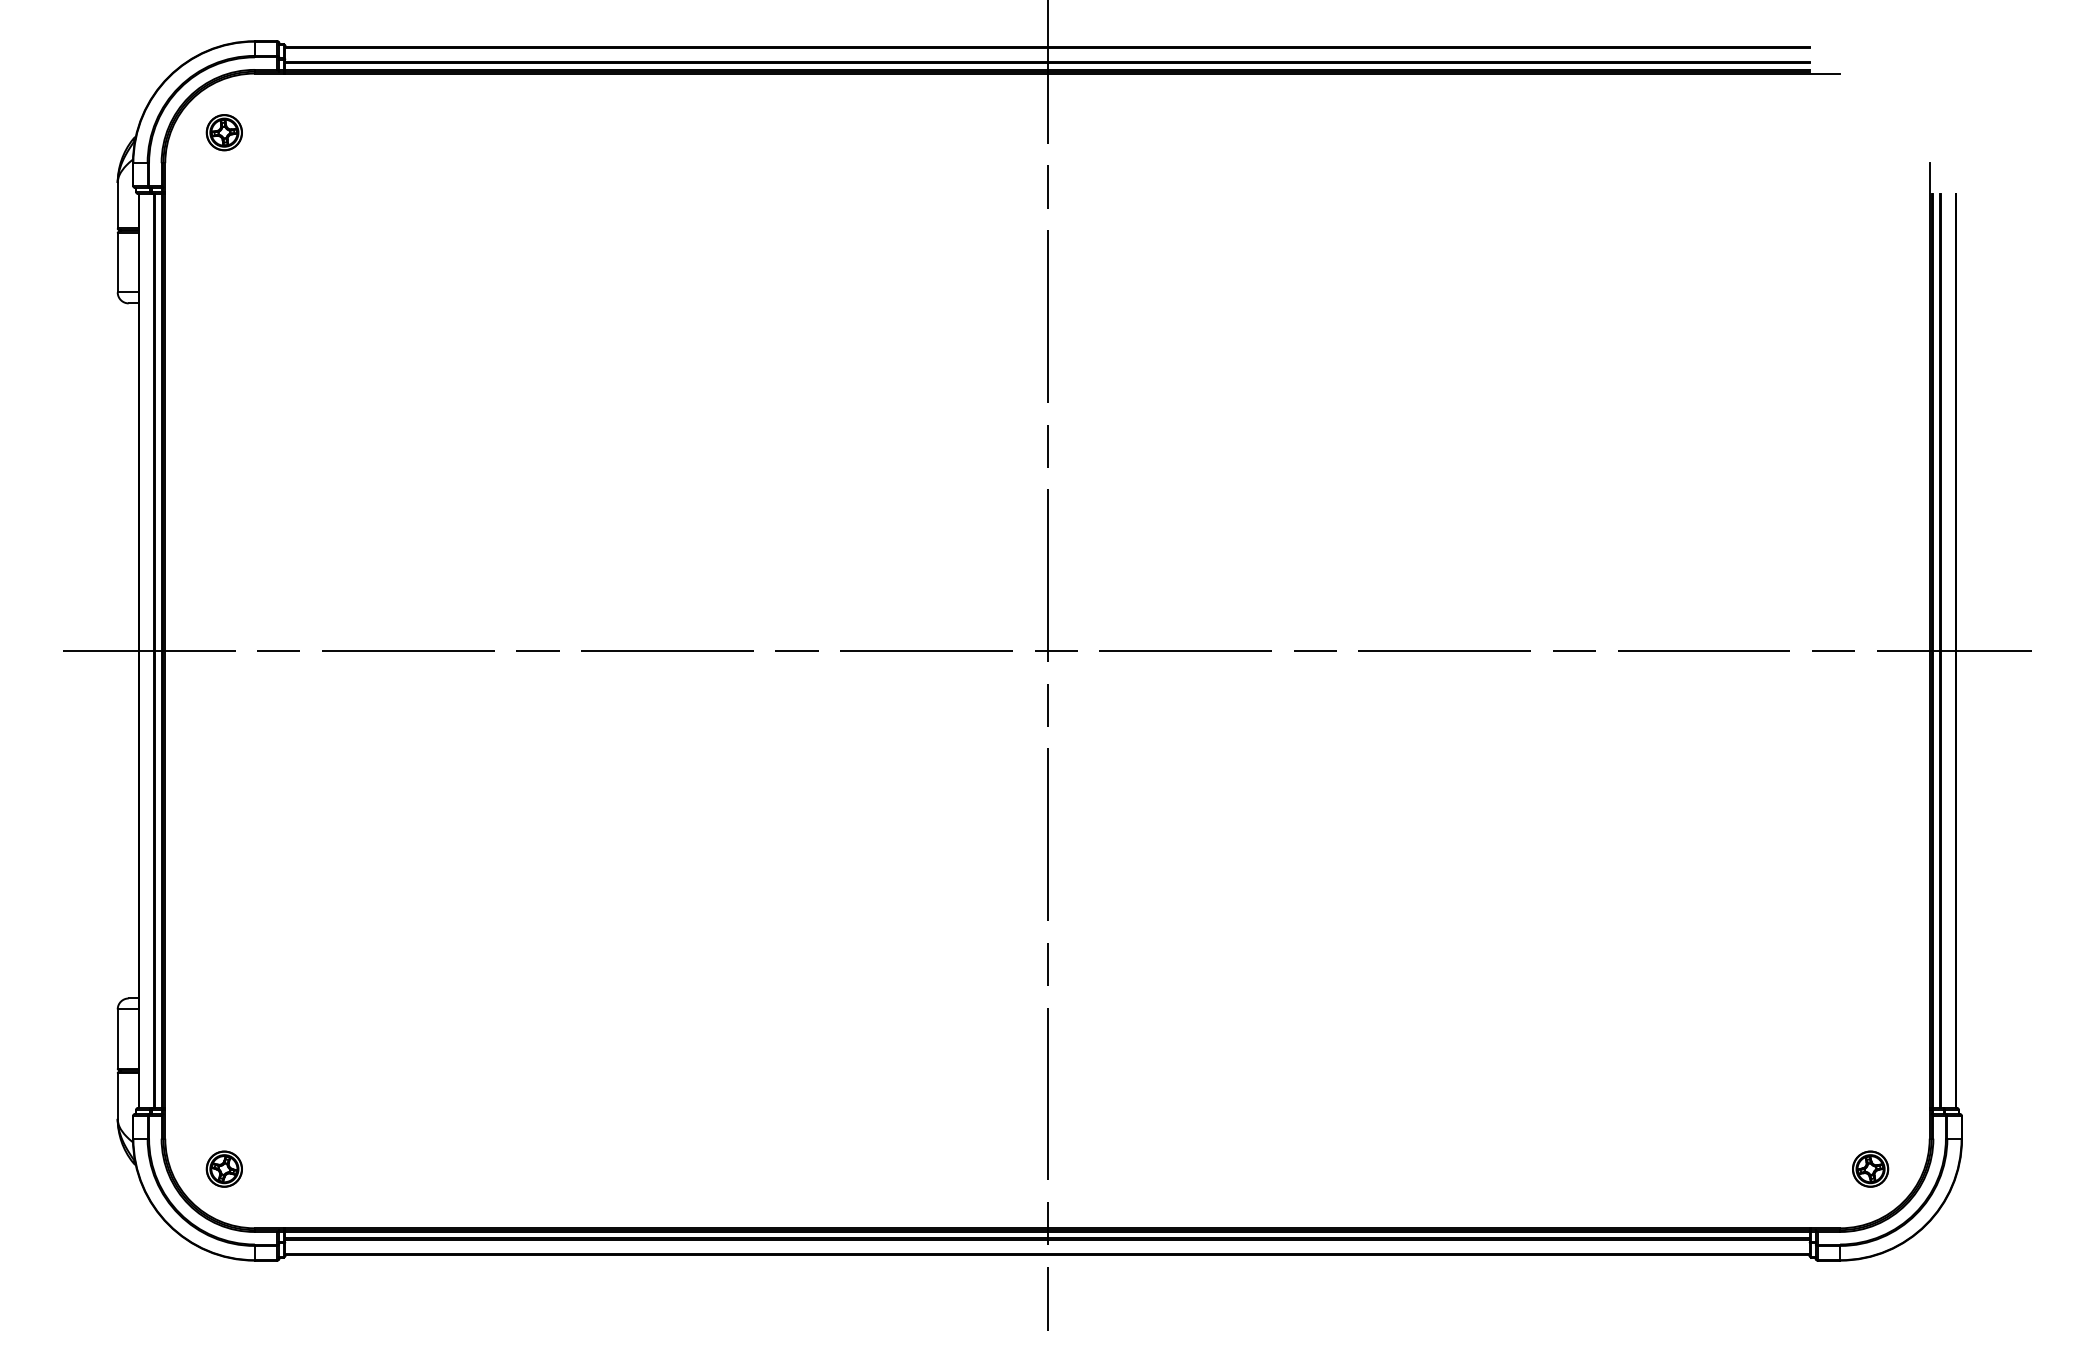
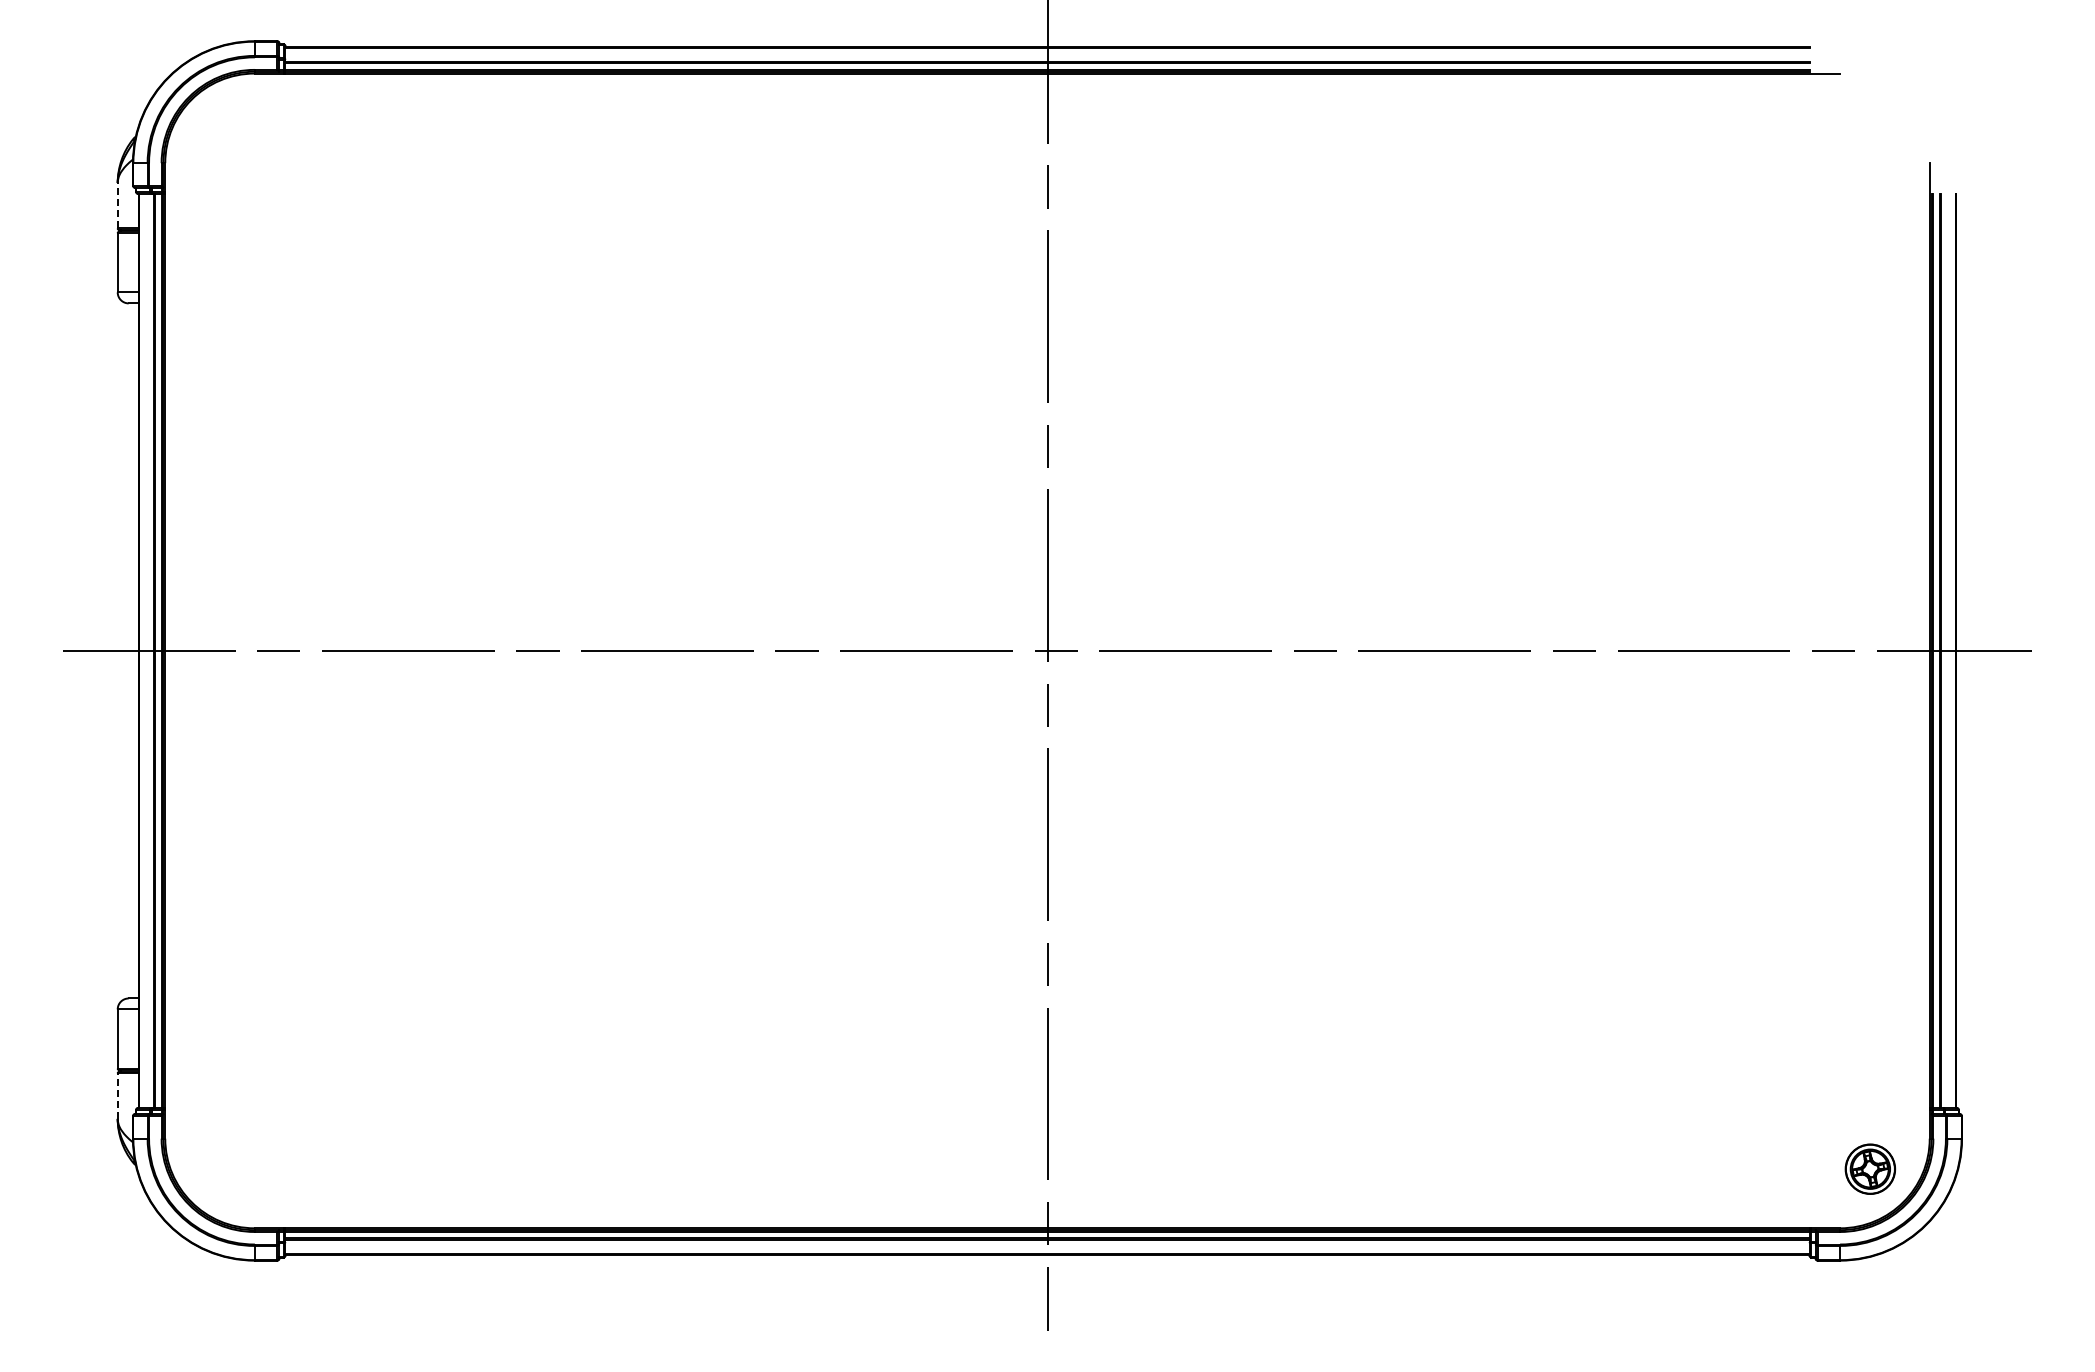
part: present -> none (223, 132)
line: solid -> dashed (117, 205)
line: solid -> dashed (117, 1096)
part: present -> none (223, 1168)
part size: 38x38 px -> 53x52 px (1870, 1168)
